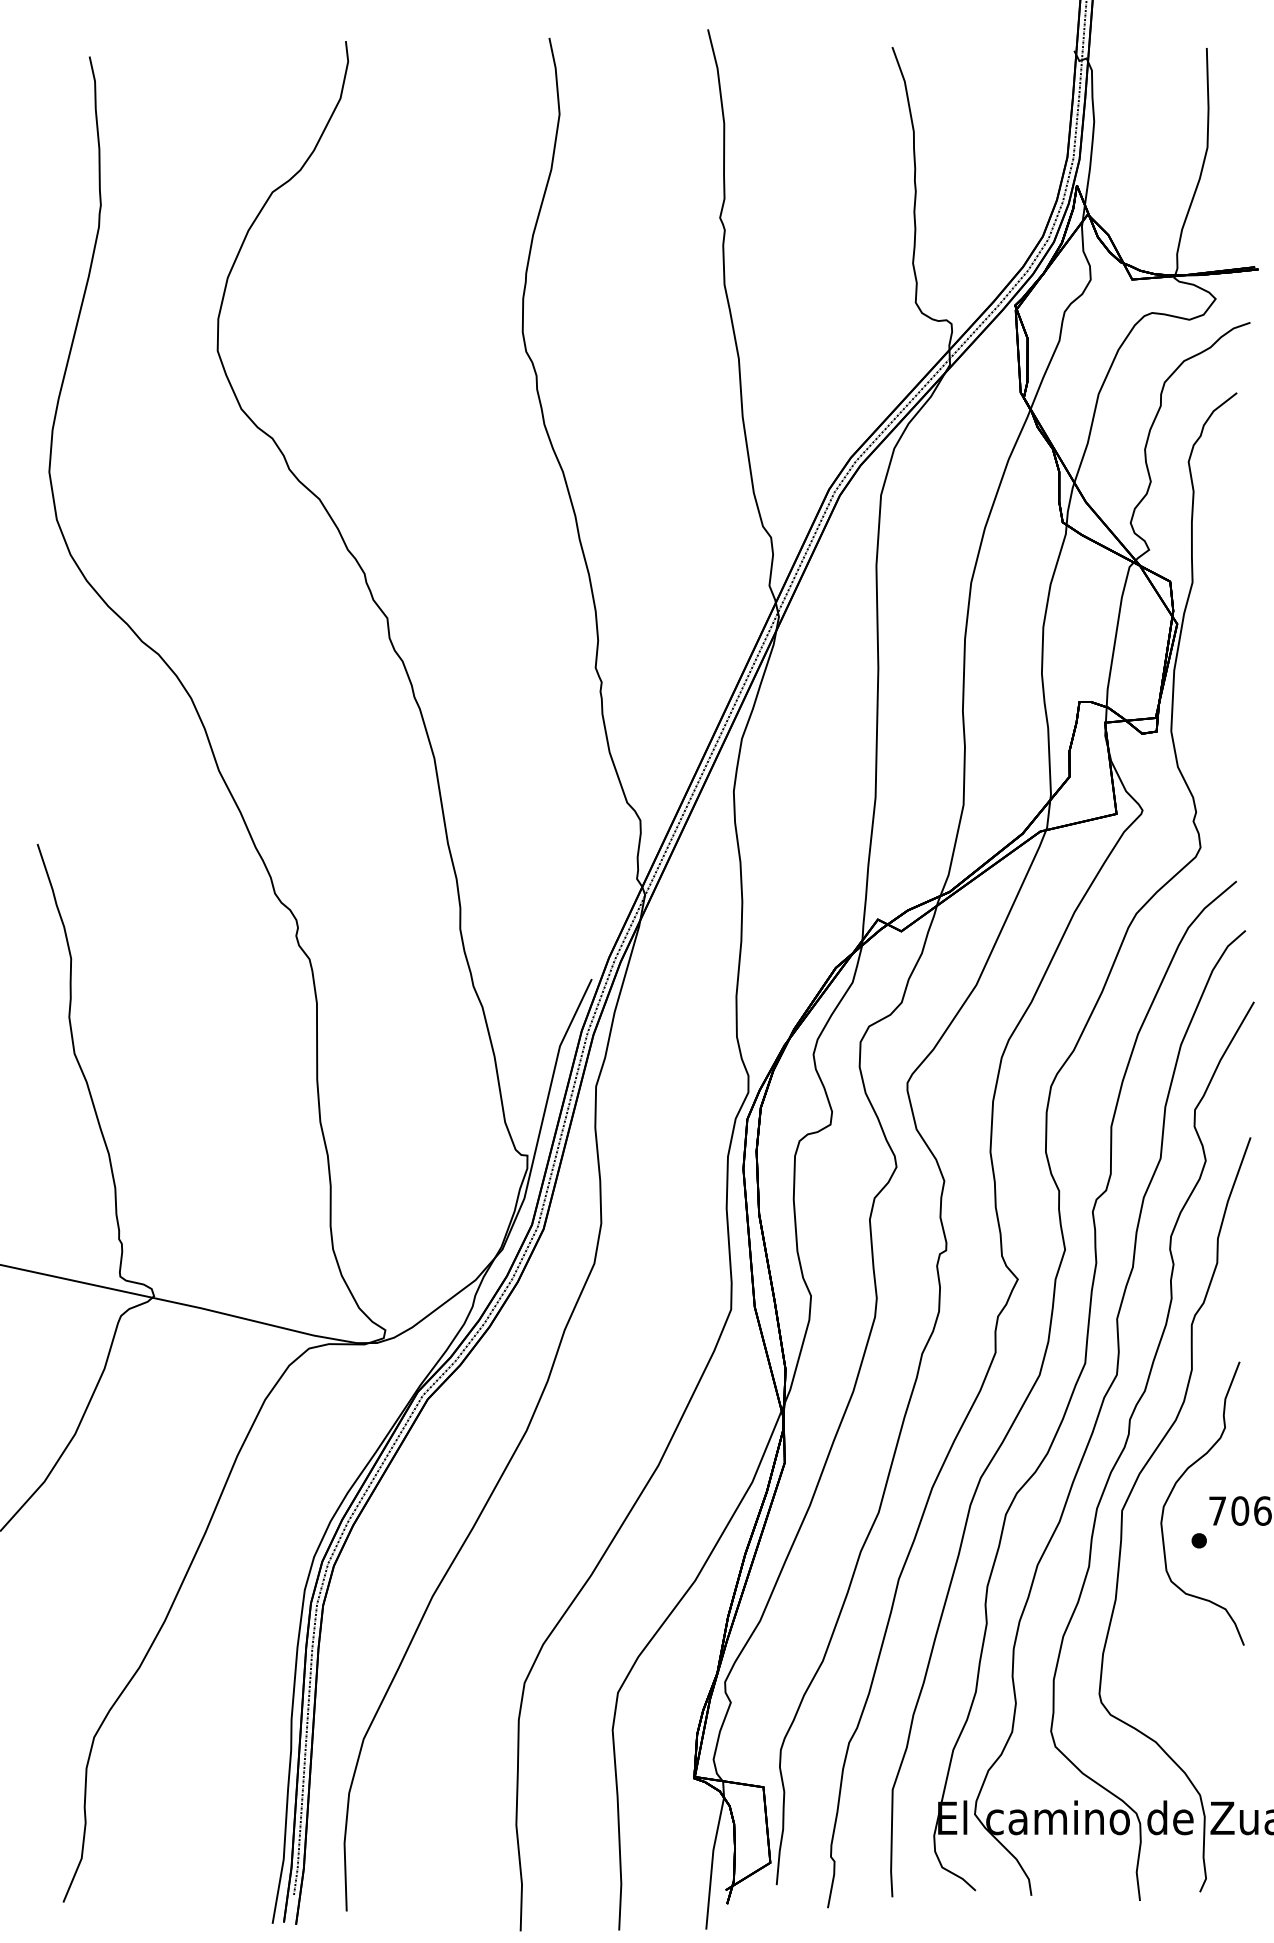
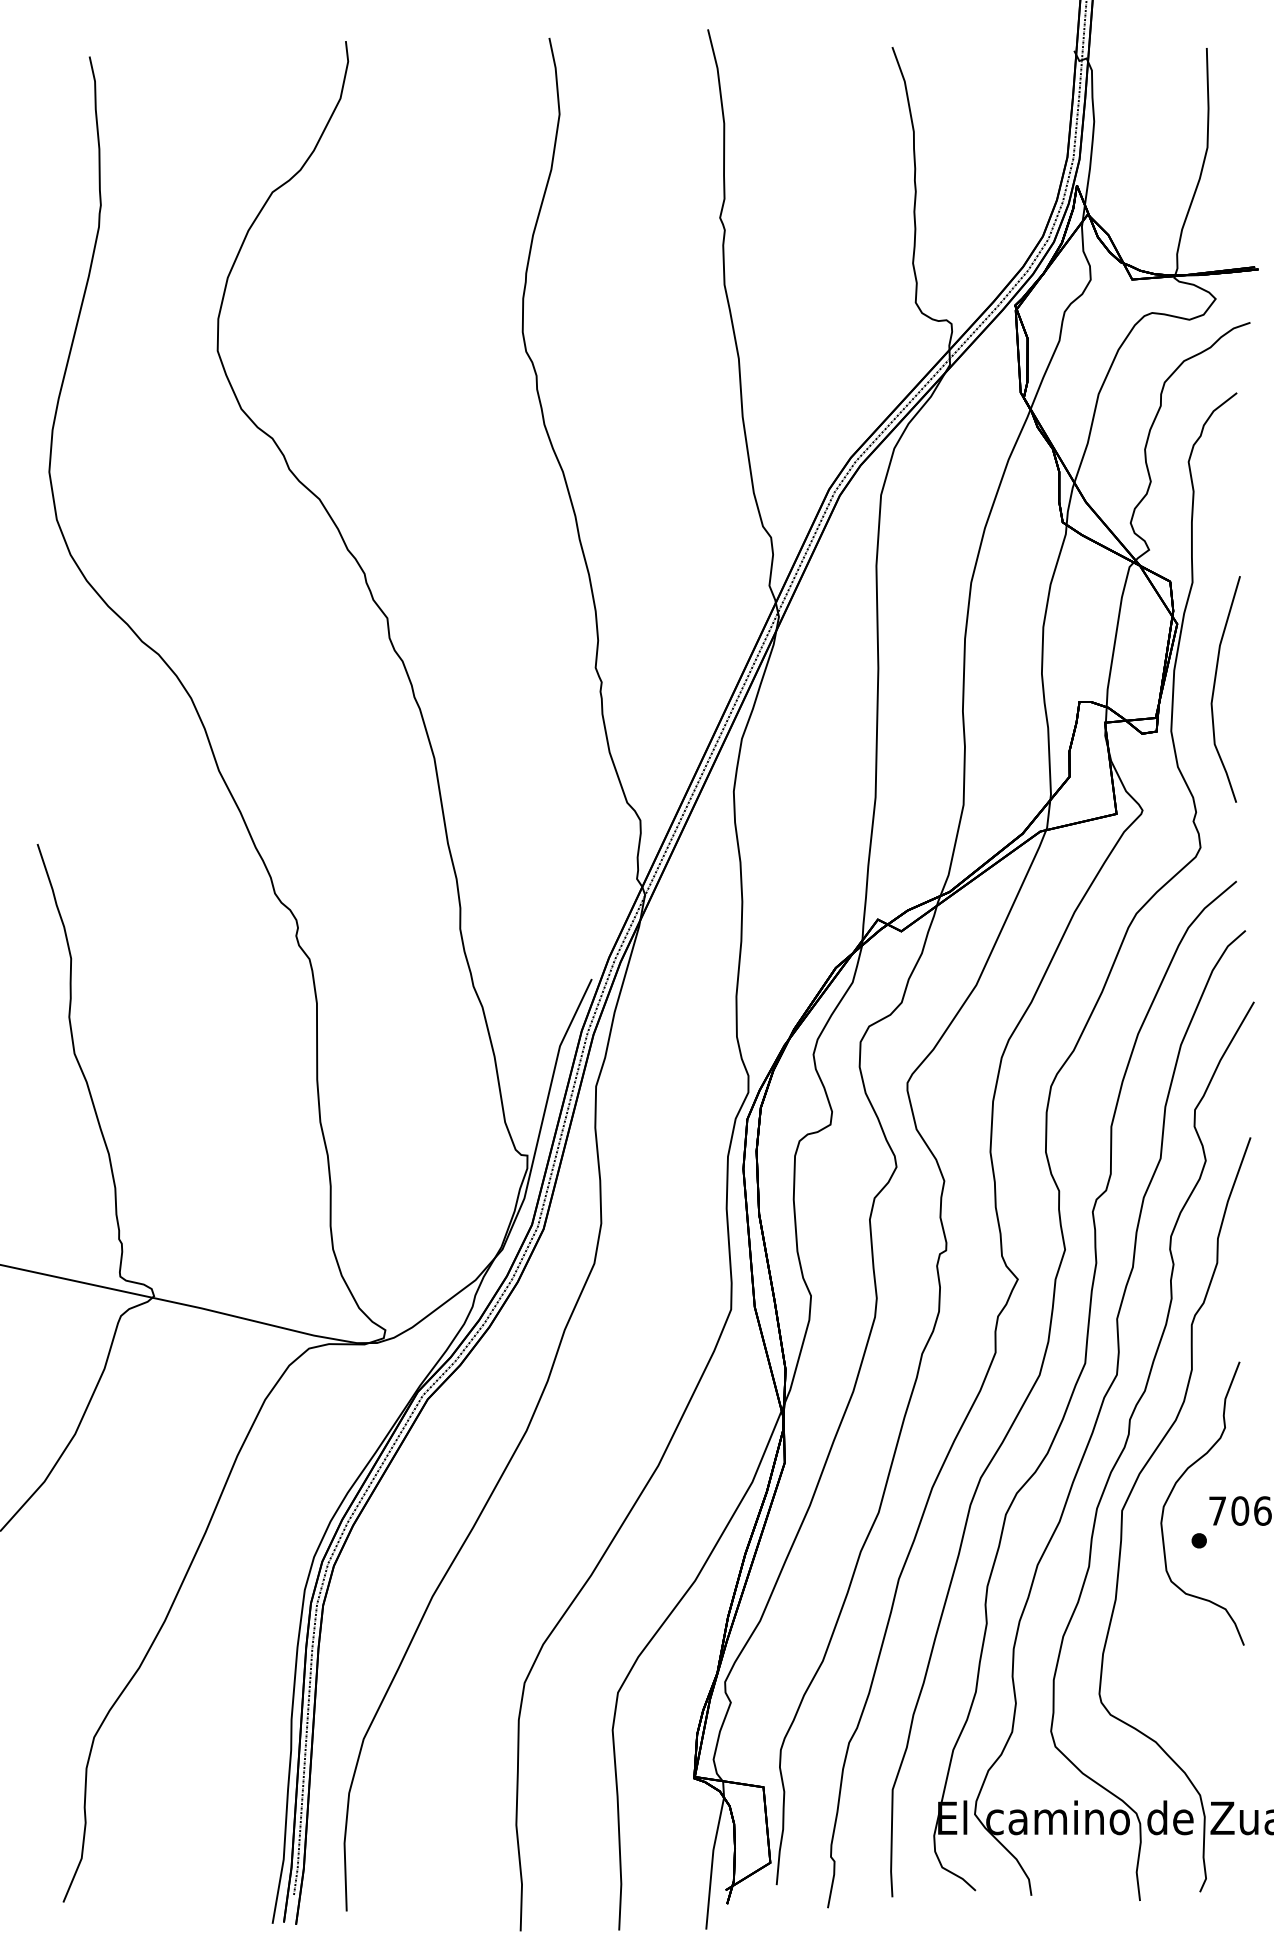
curve: none -> present (1215, 685)
